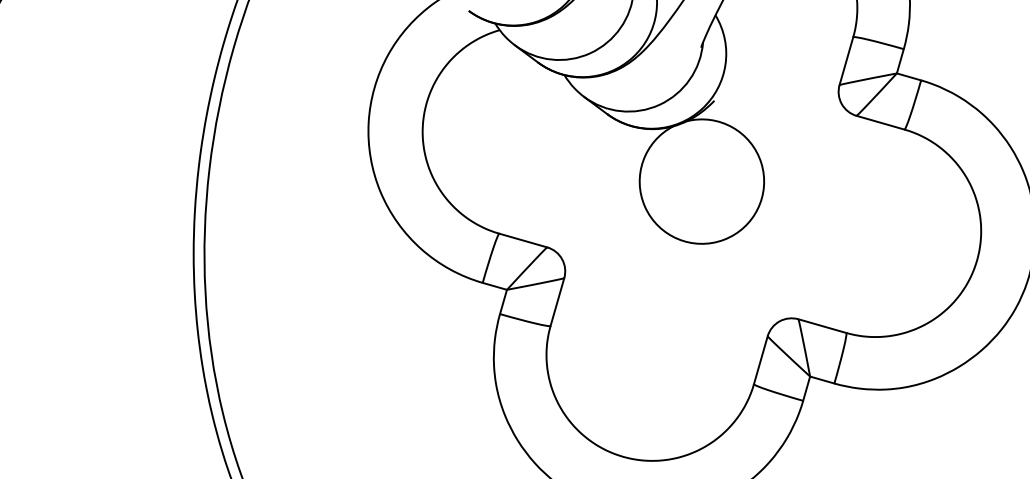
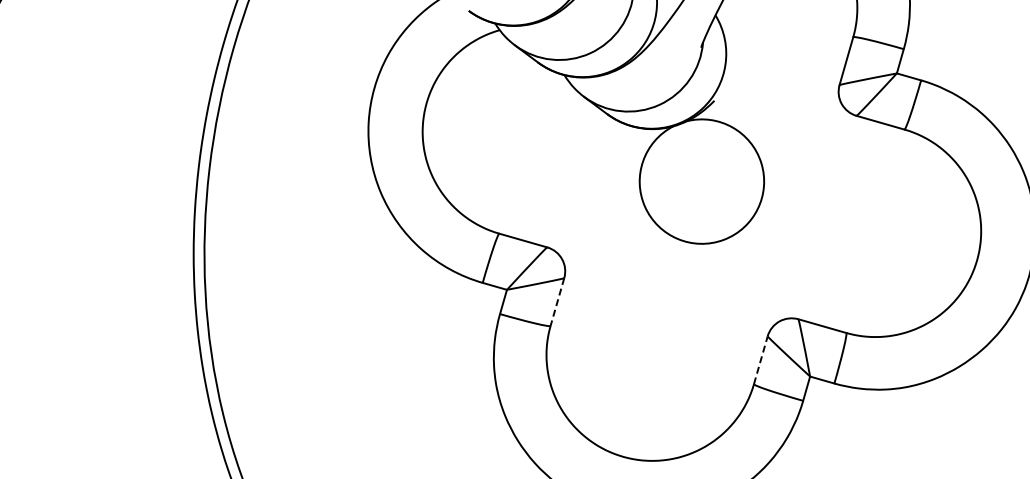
line: solid -> dashed (557, 302)
line: solid -> dashed (760, 360)
